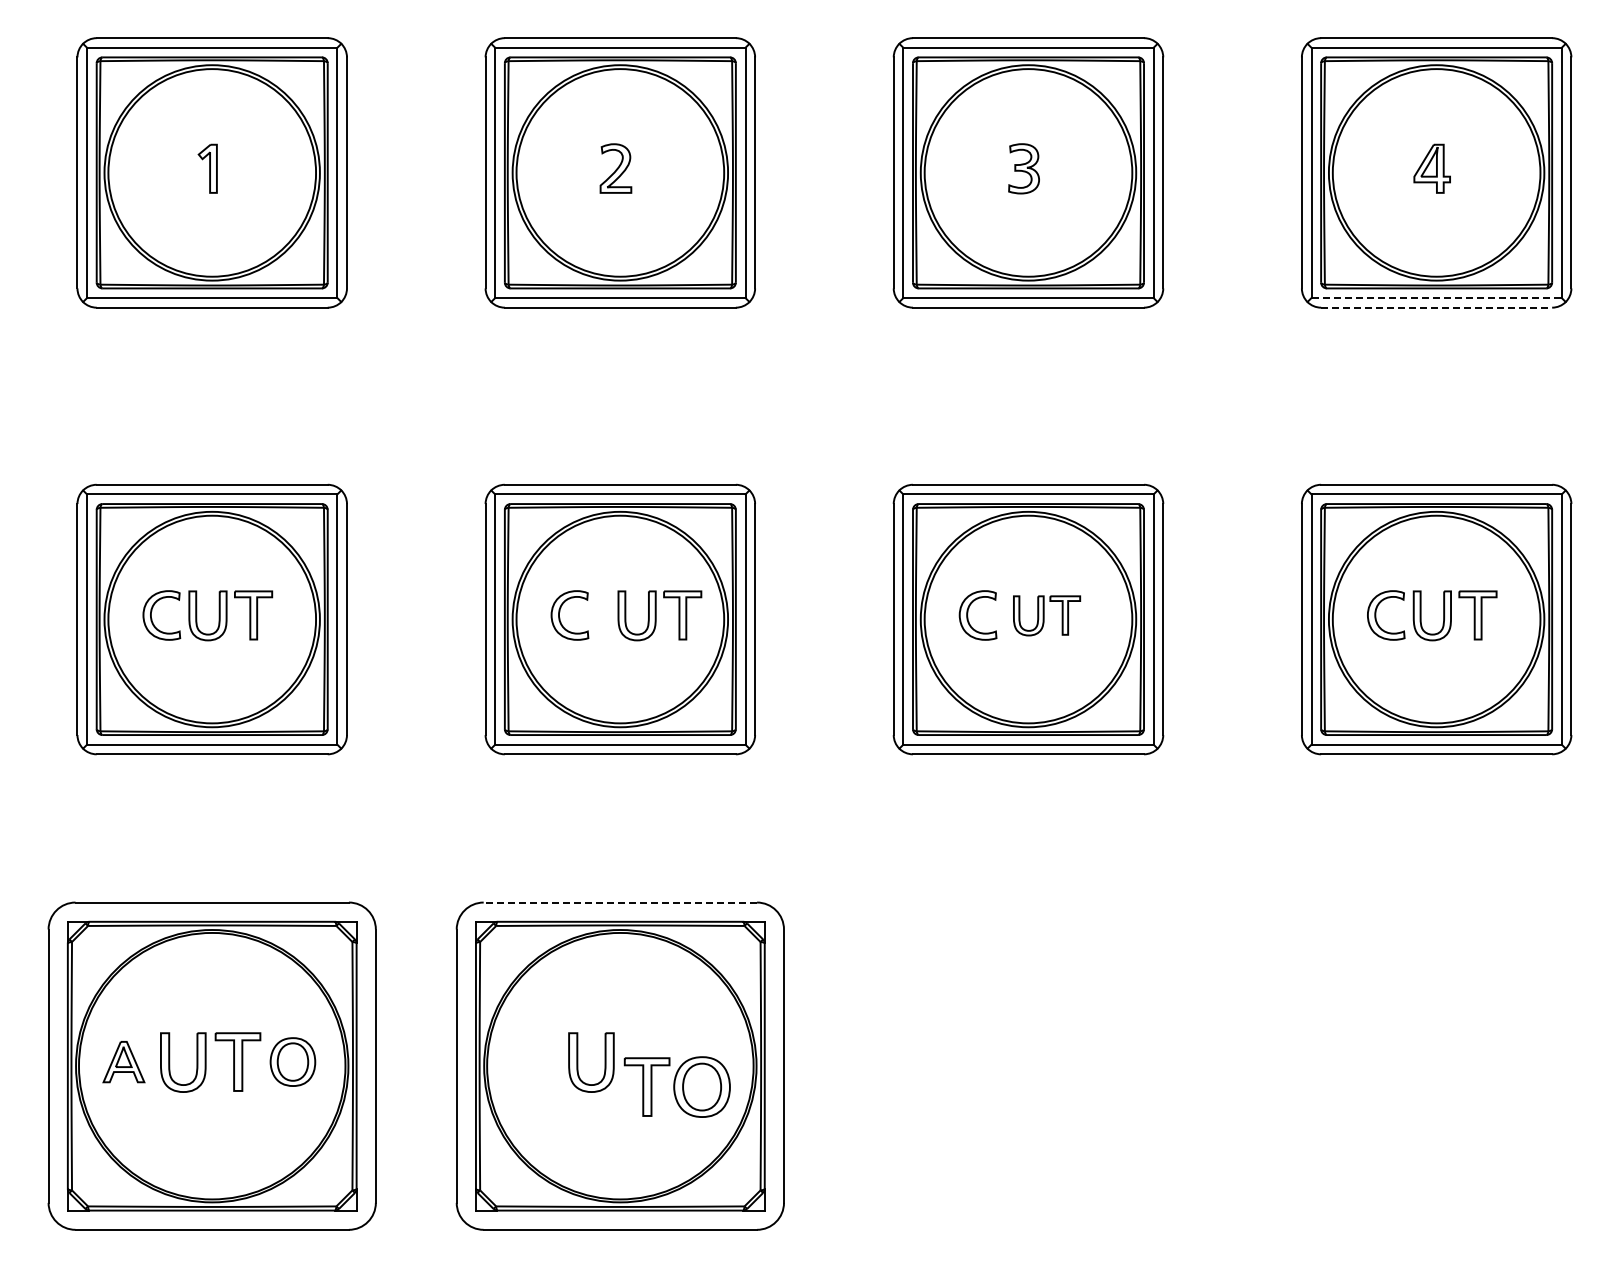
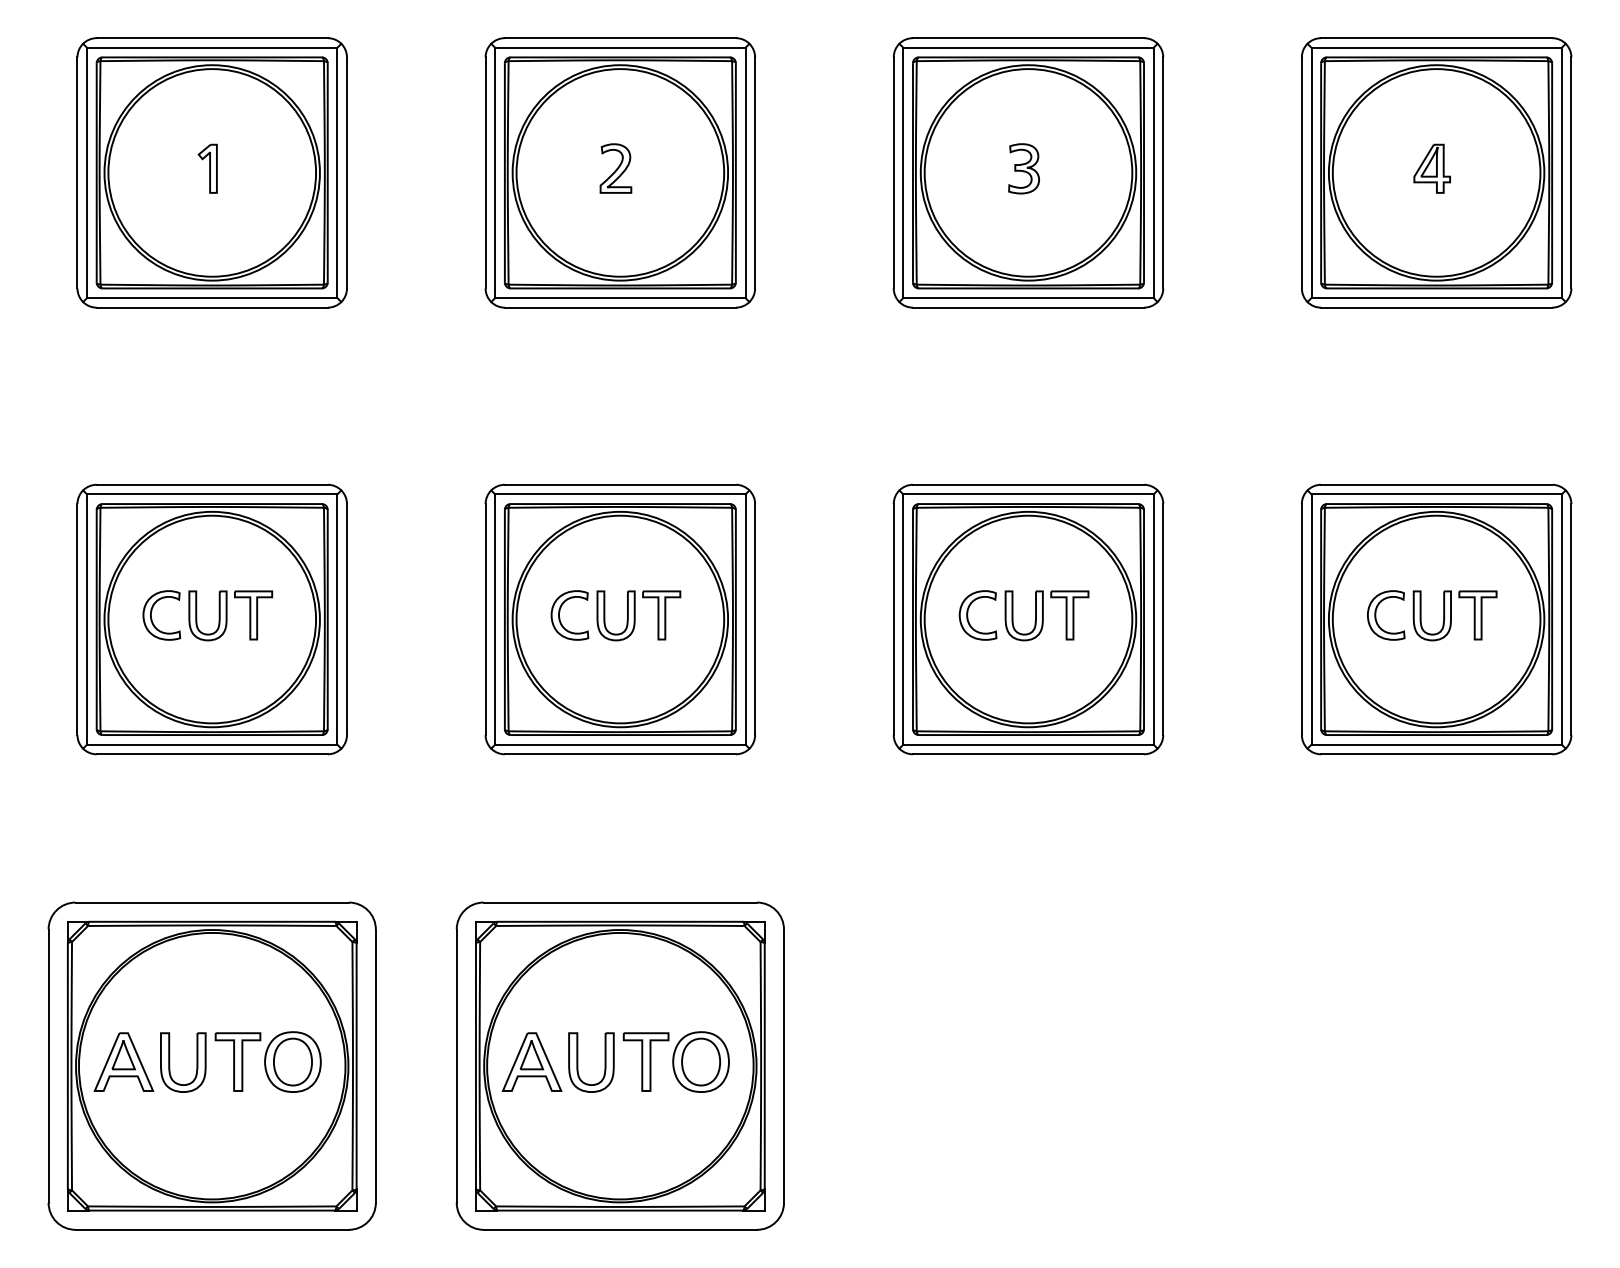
line: dashed -> solid (1437, 298)
line: dashed -> solid (1436, 307)
part position: (659, 615) -> (638, 615) (638, 615)
part size: 69x42 px -> 86x52 px (1046, 615)
line: dashed -> solid (620, 902)
part size: 48x50 px -> 58x62 px (292, 1061)
part: none -> present (531, 1061)
part size: 44x43 px -> 62x60 px (123, 1061)
part position: (676, 1086) -> (675, 1061) (675, 1061)
